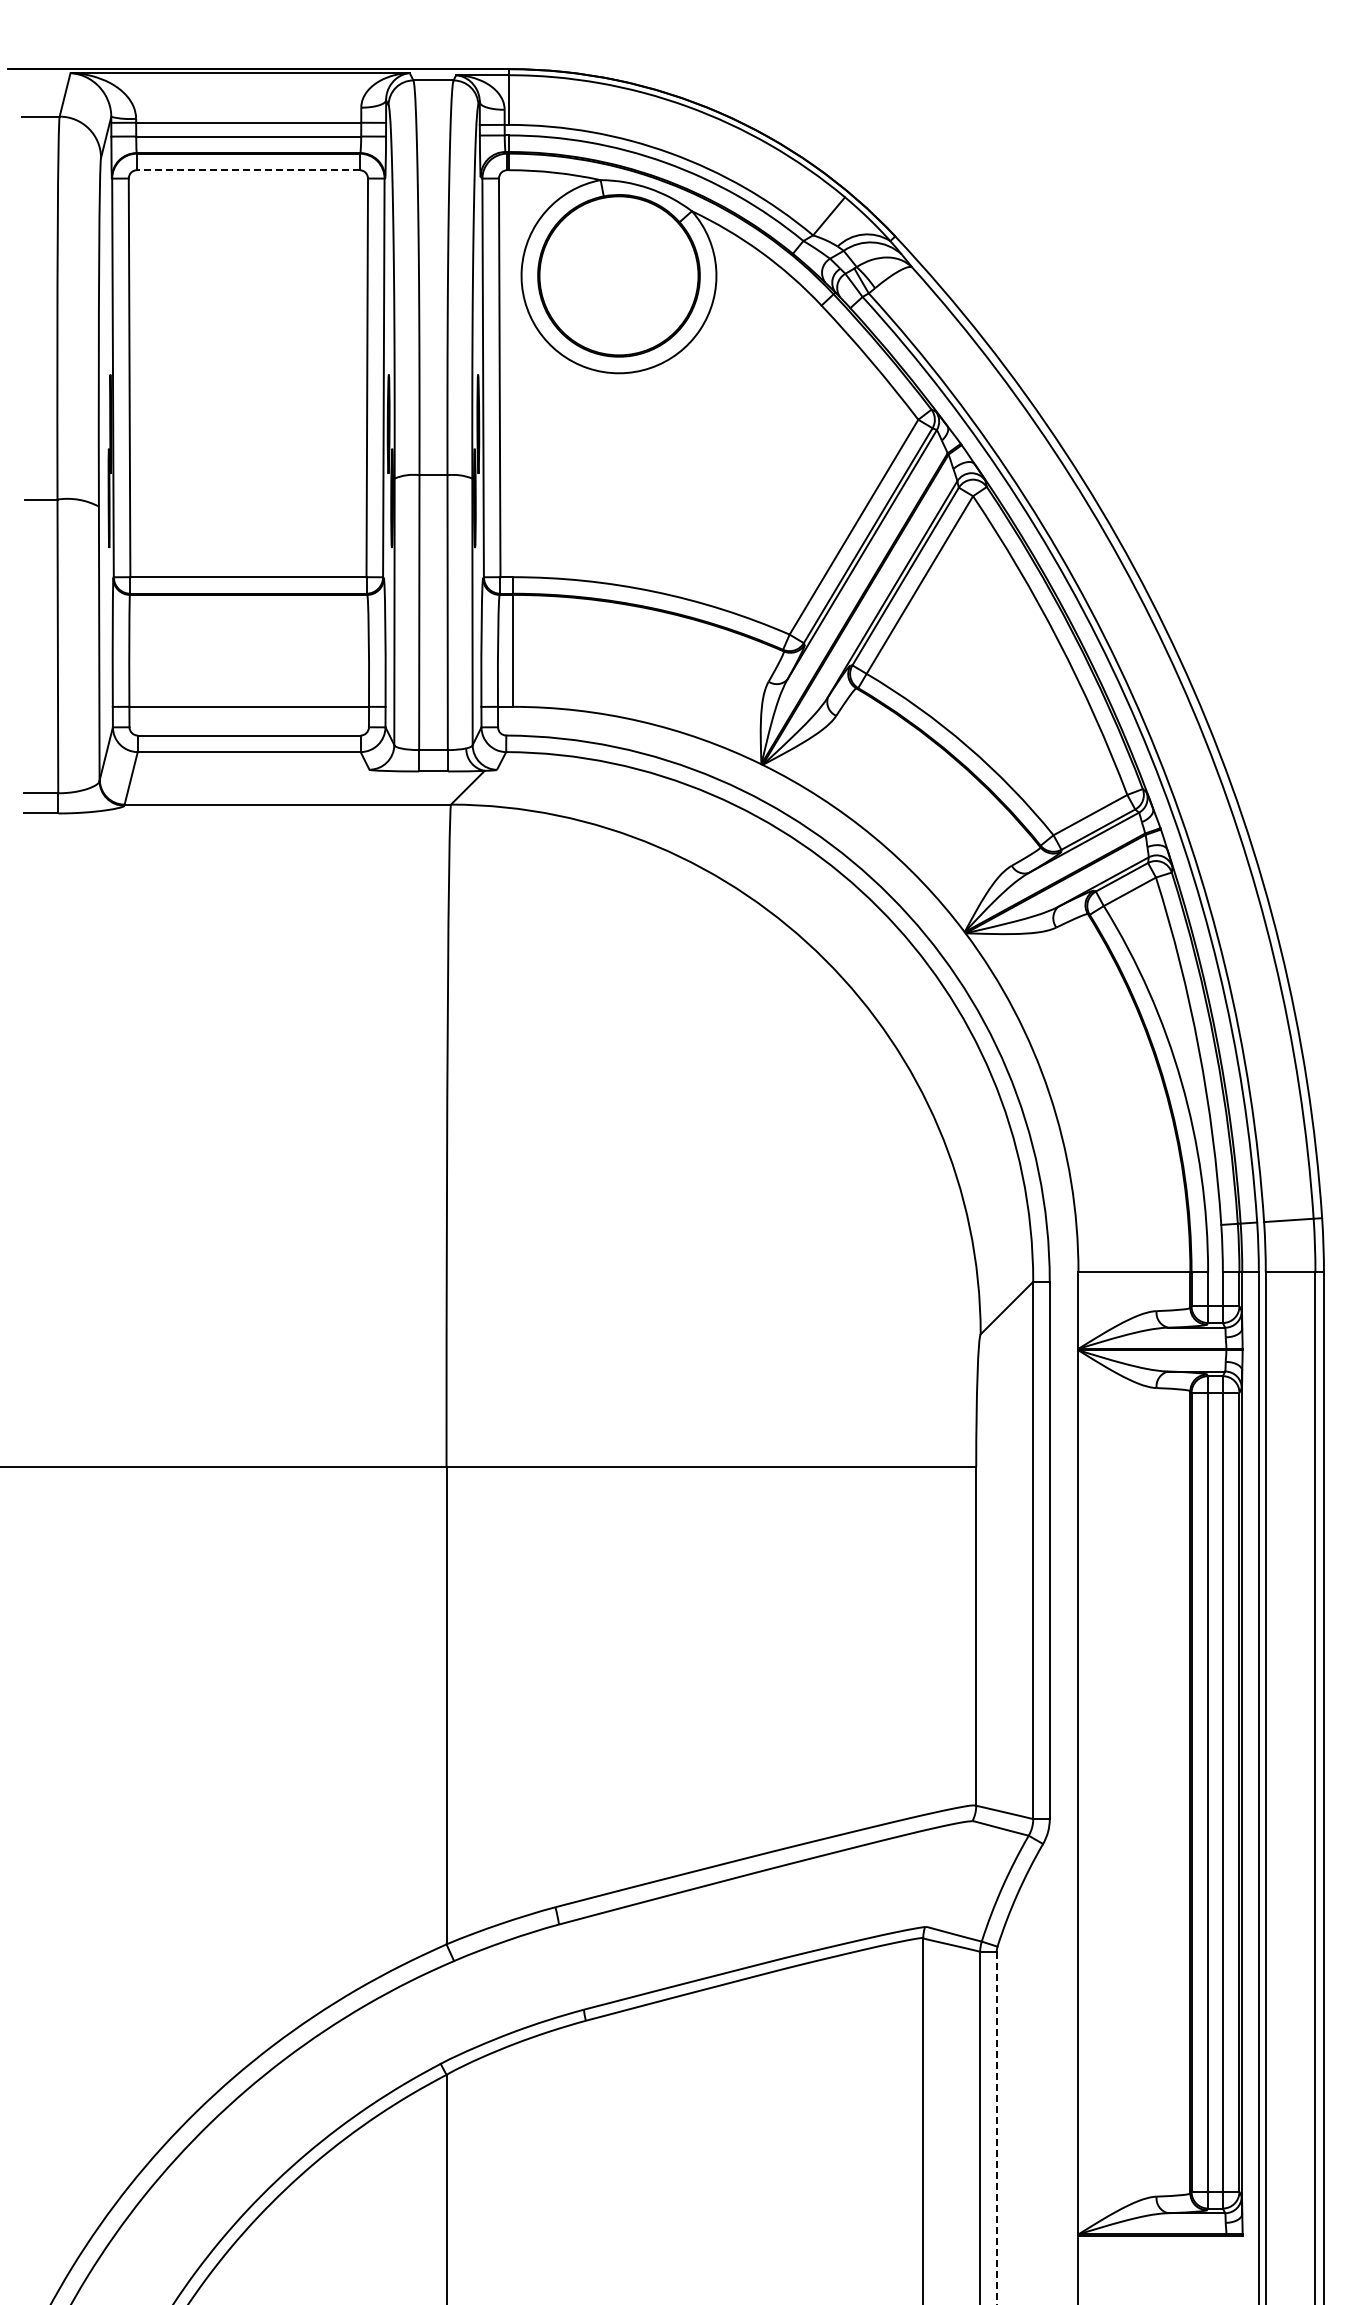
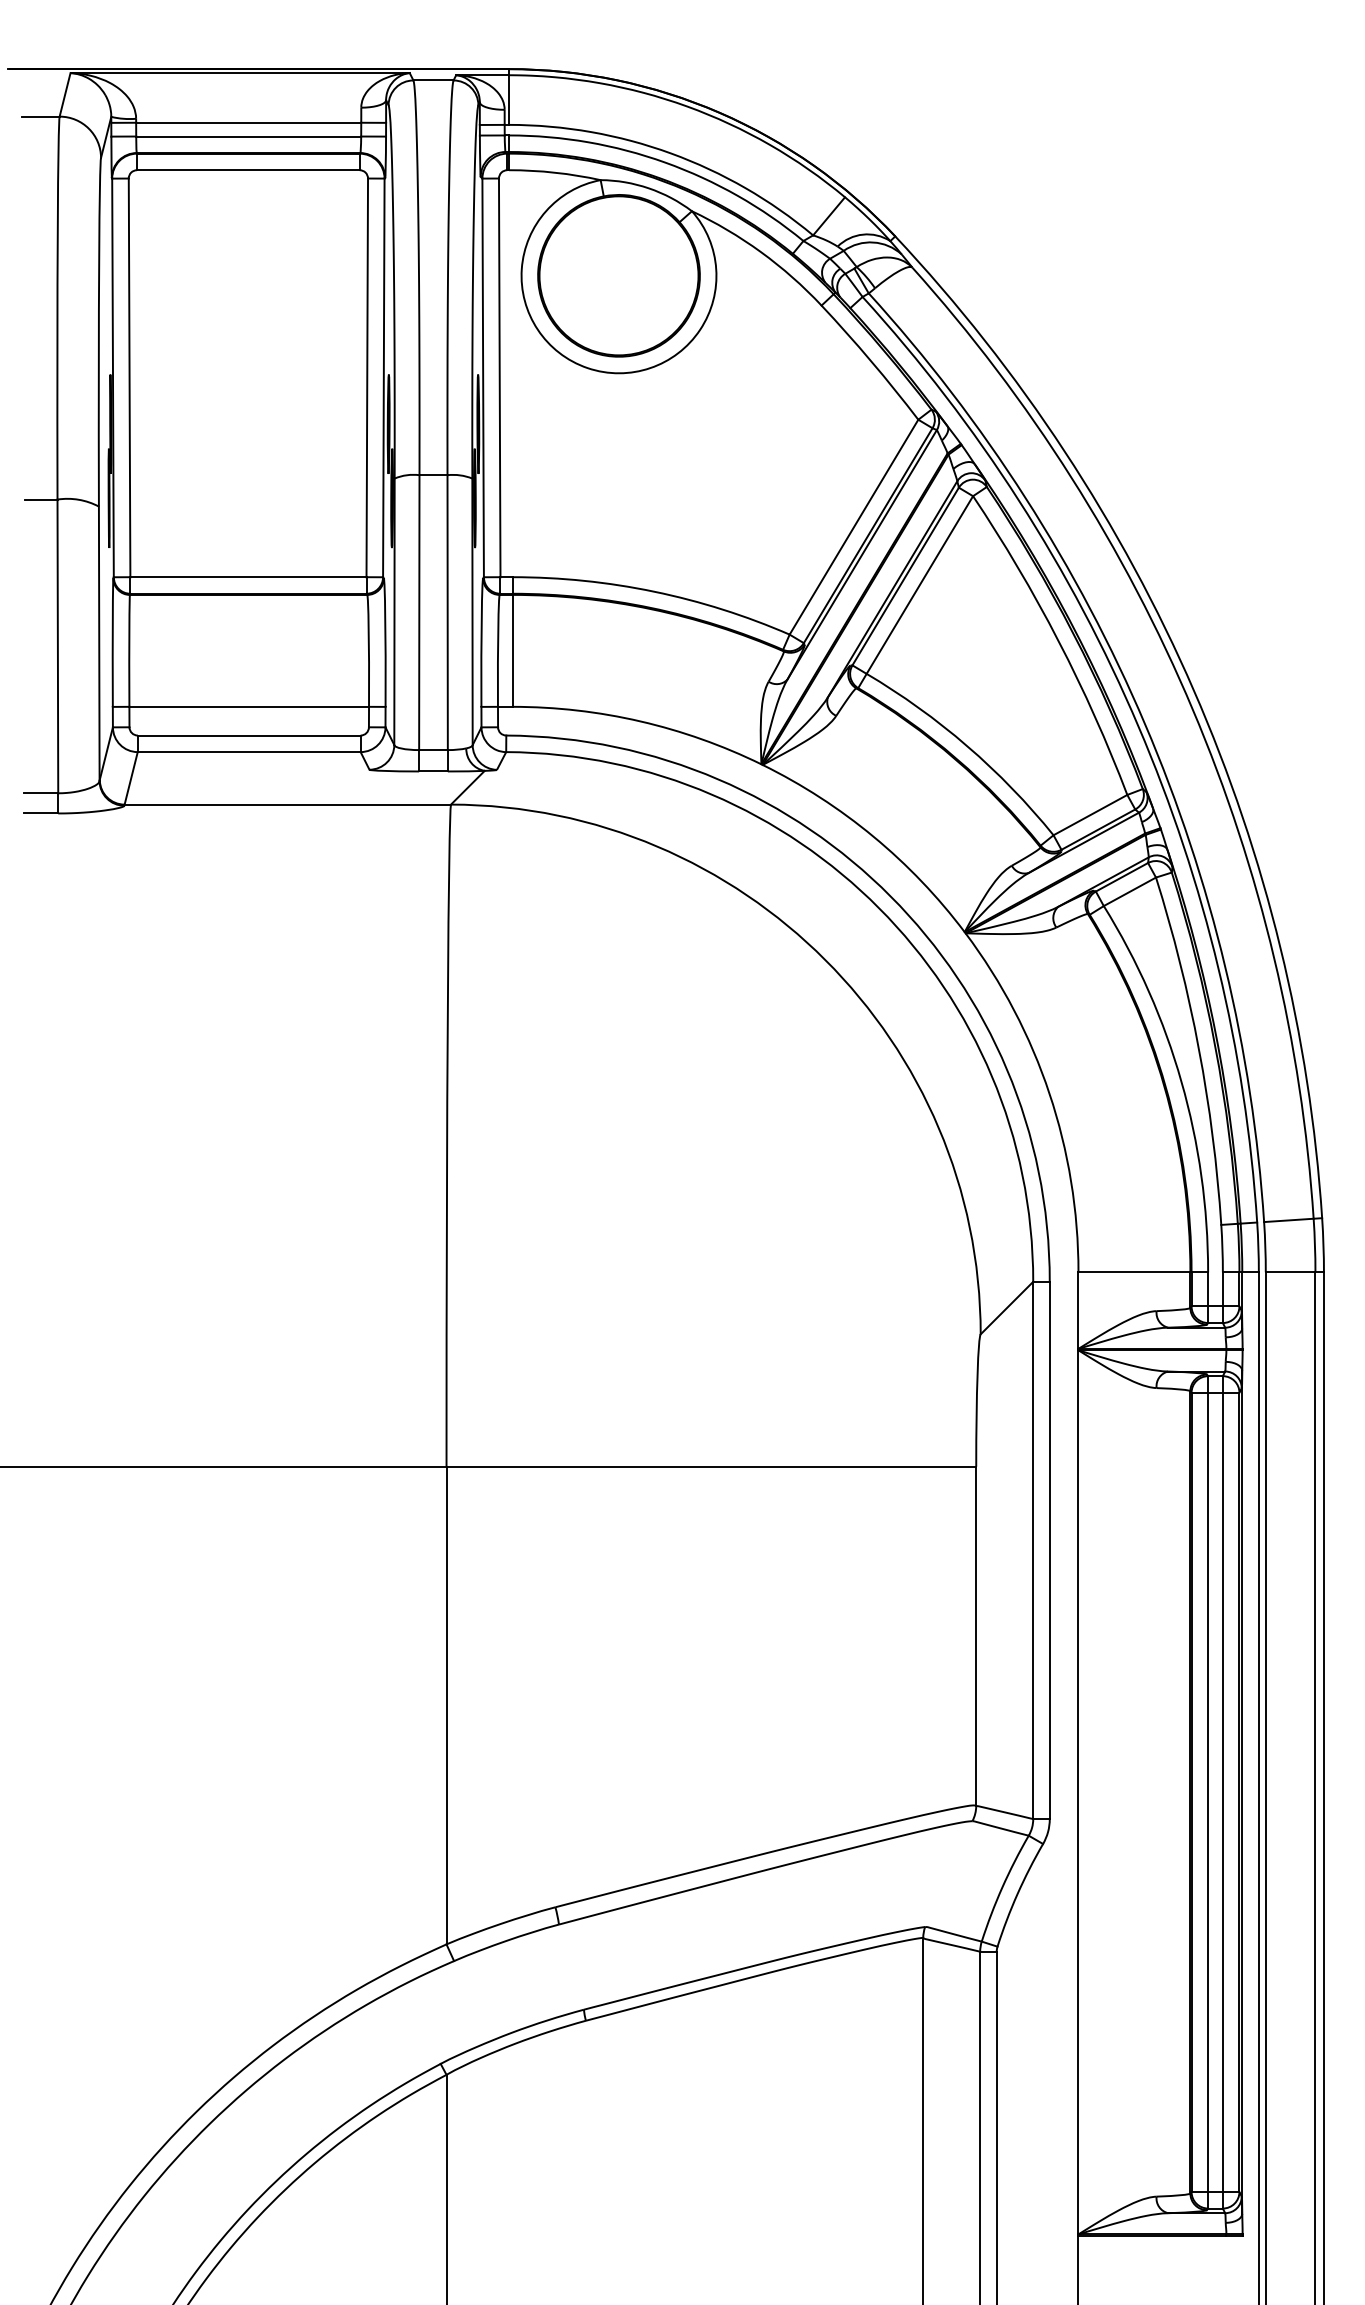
line: dashed -> solid (247, 170)
line: dashed -> solid (996, 2128)
